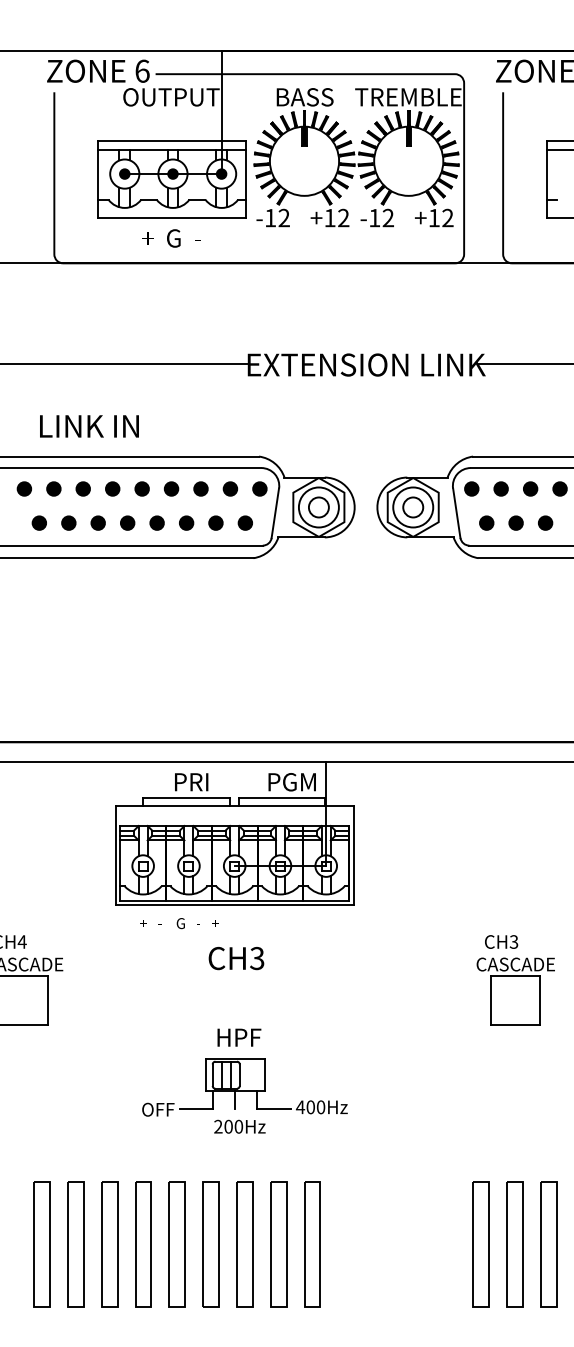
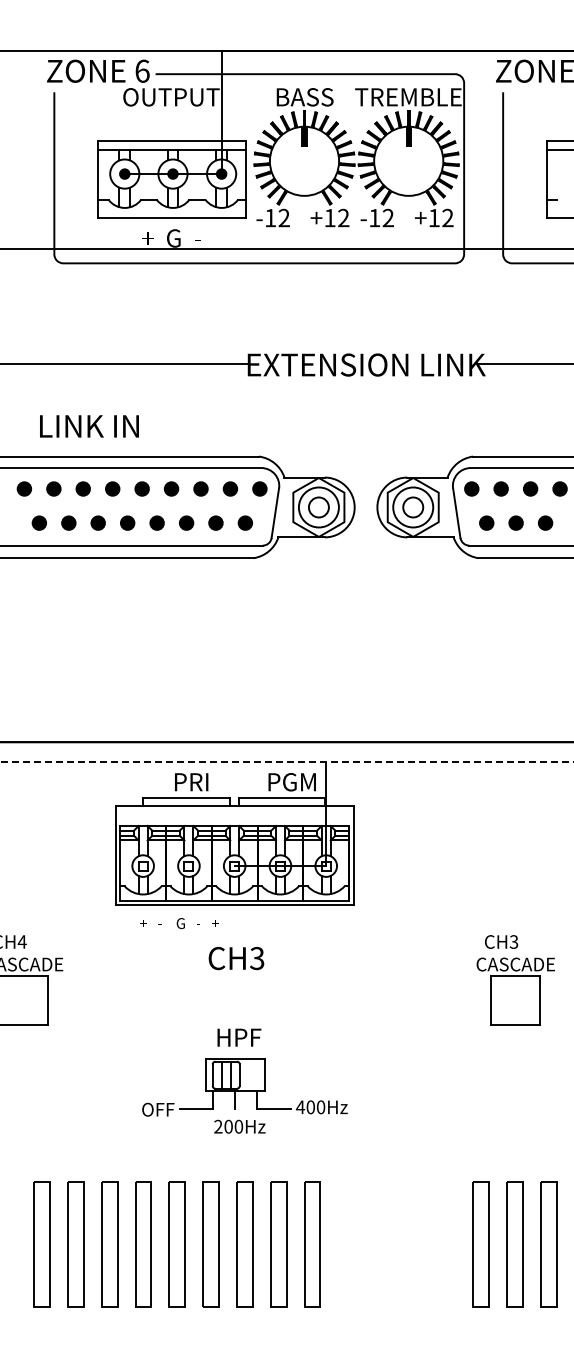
line position: (286, 263) -> (286, 249) (286, 249)
line: solid -> dashed (286, 761)
